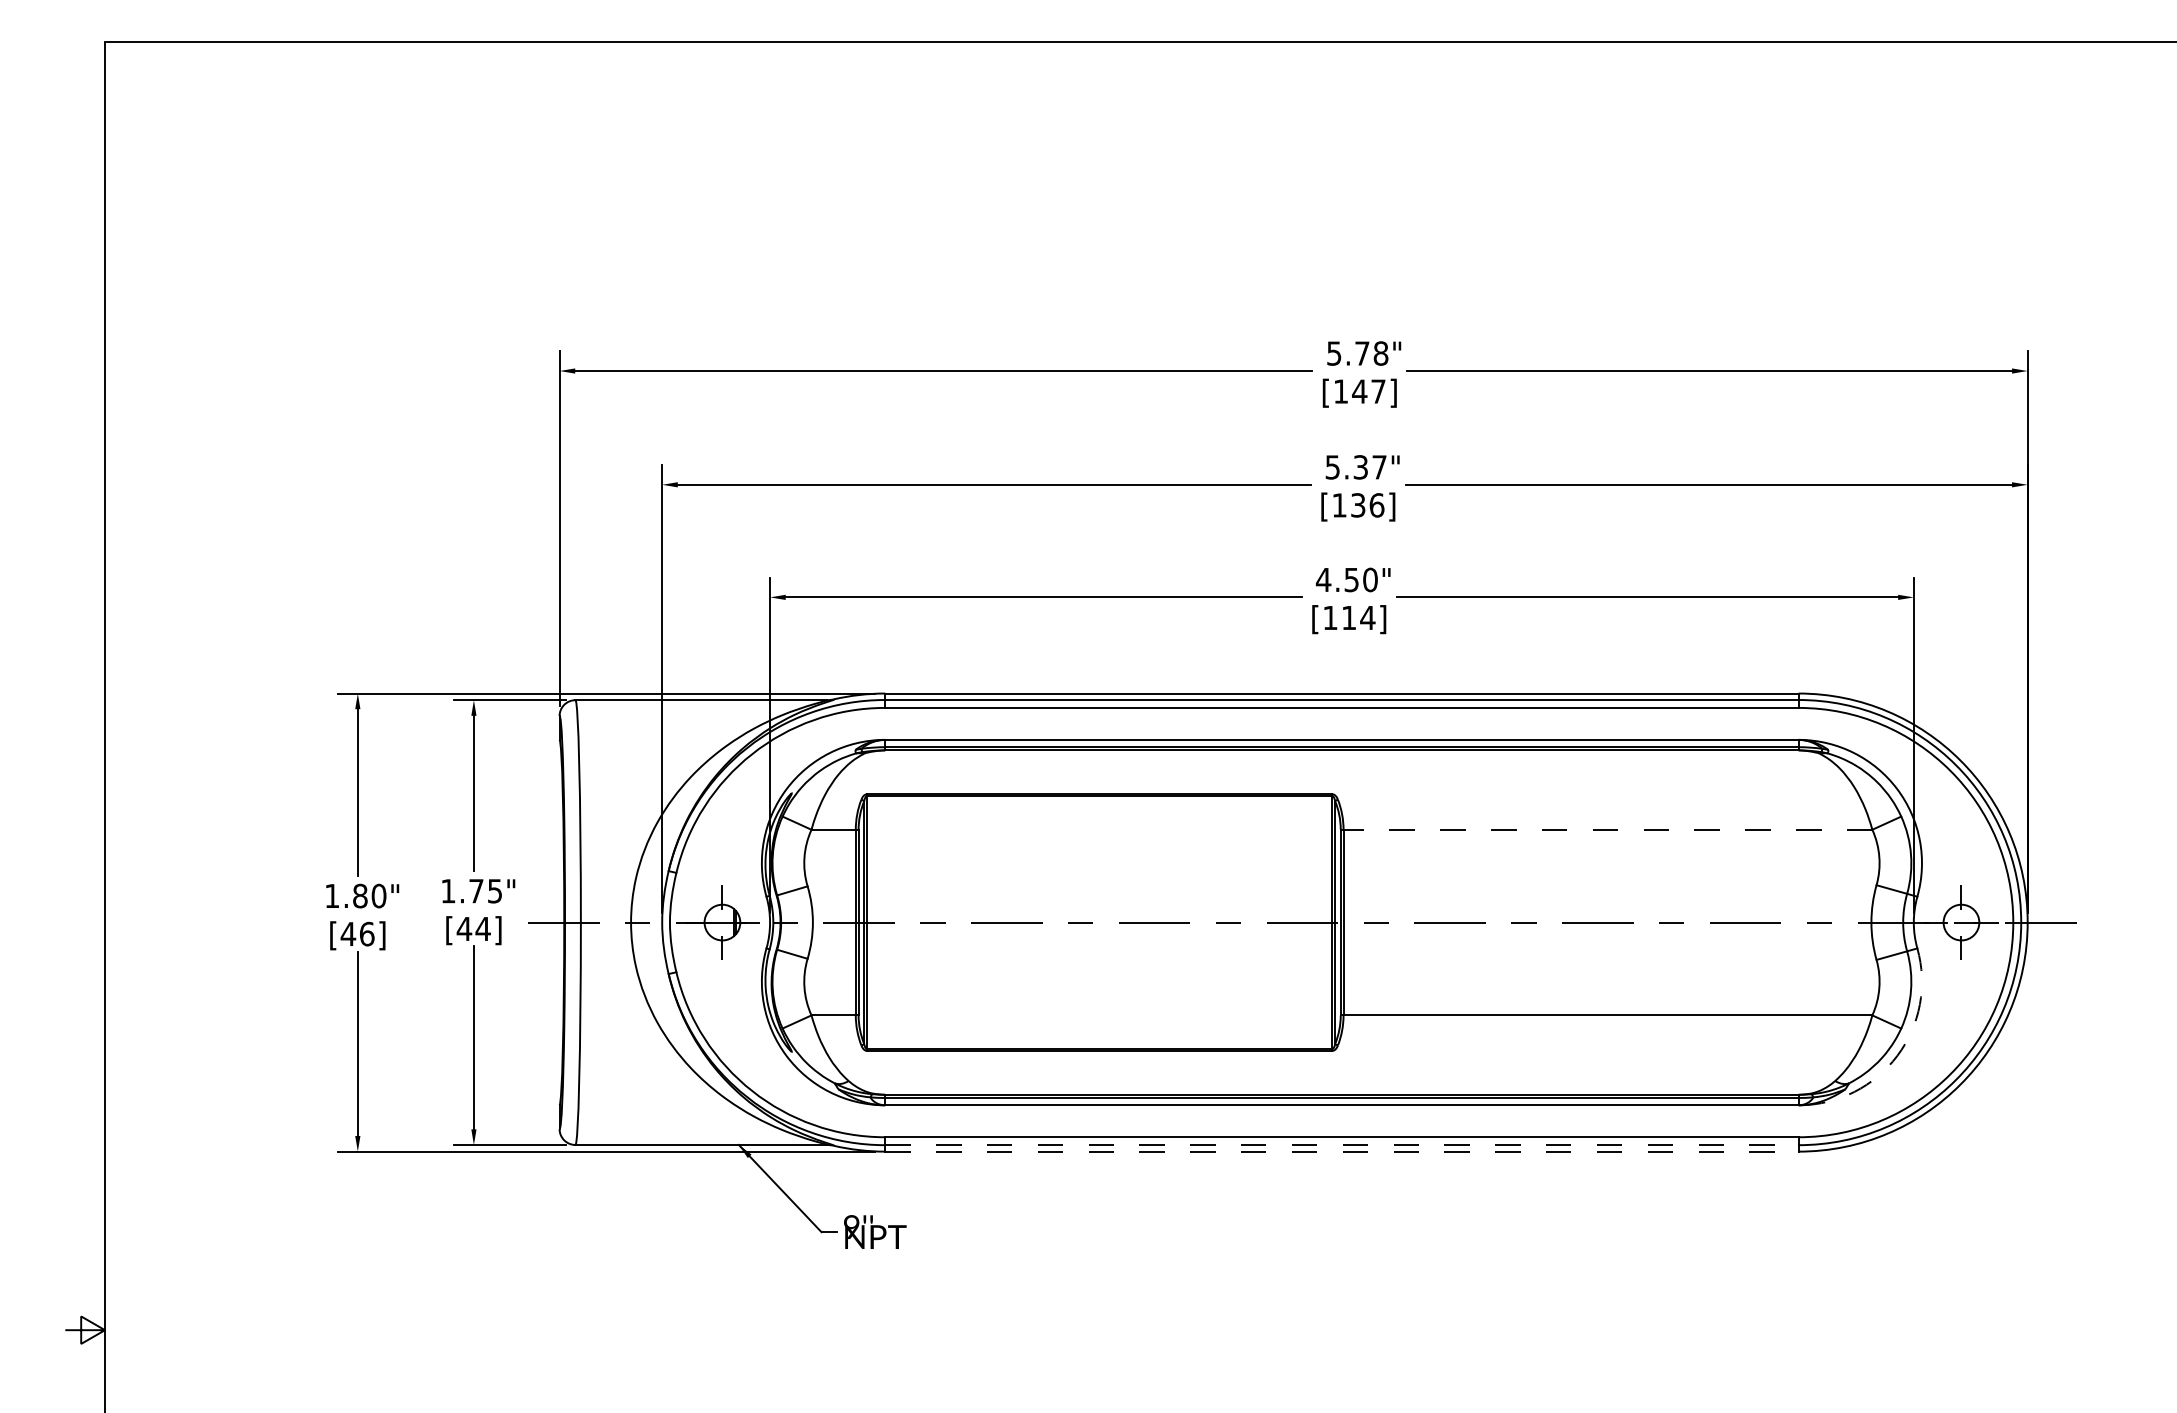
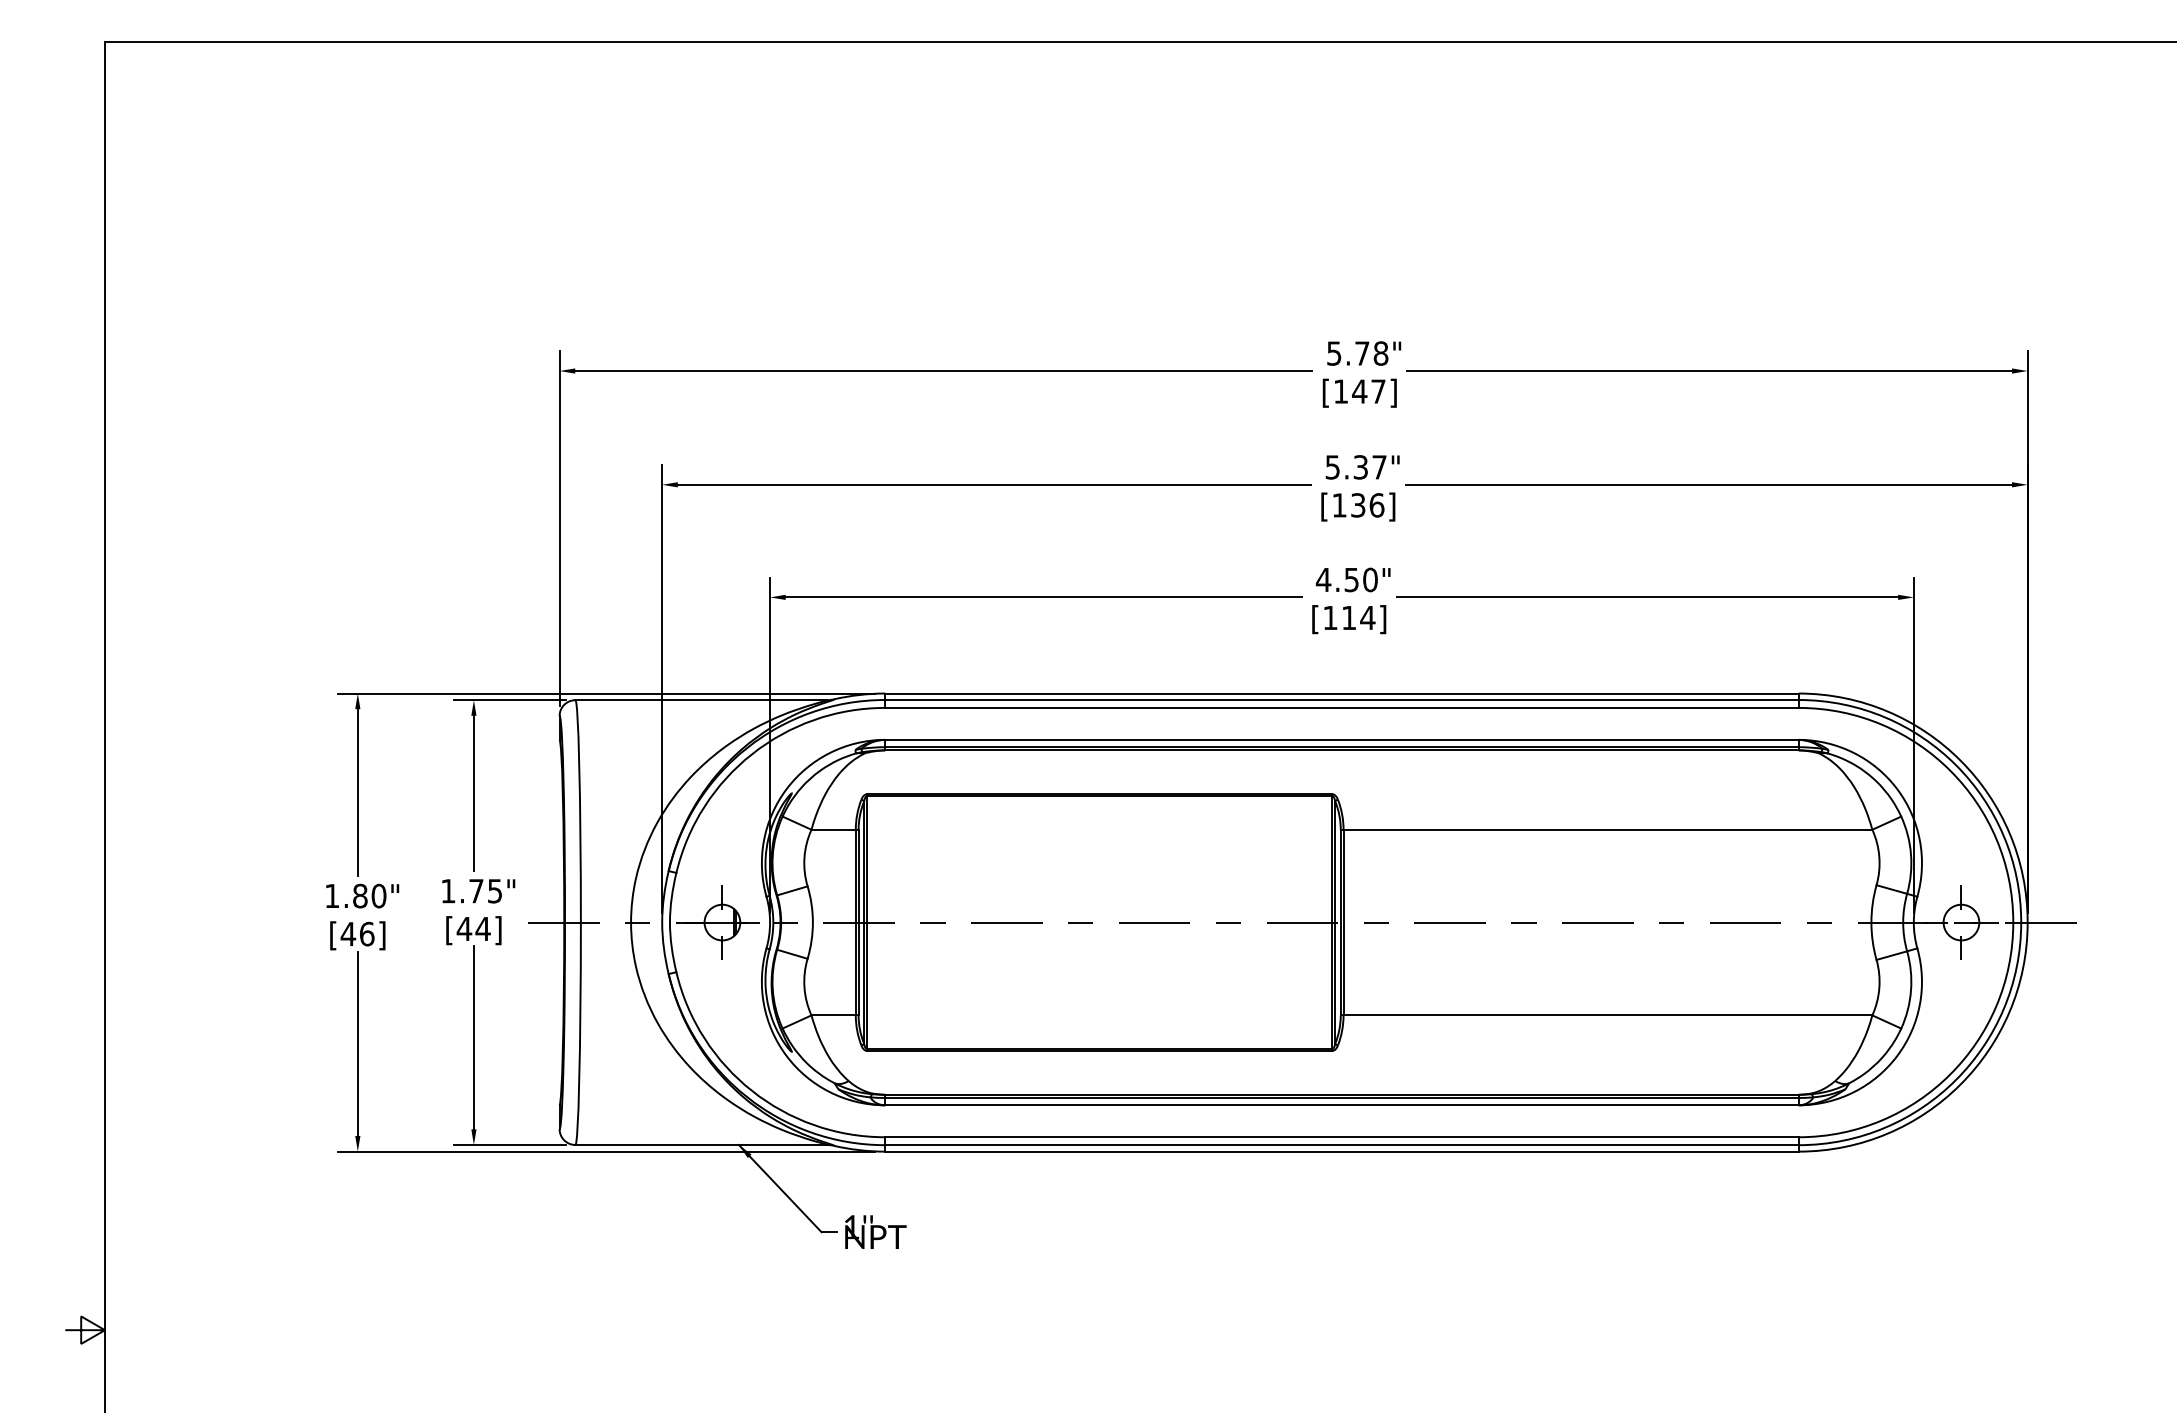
line: dashed -> solid (1607, 829)
arc: dashed -> solid (1897, 1055)
line: dashed -> solid (1341, 1145)
line: dashed -> solid (1341, 1151)
text: 9'' -> 1'' (851, 1227)
